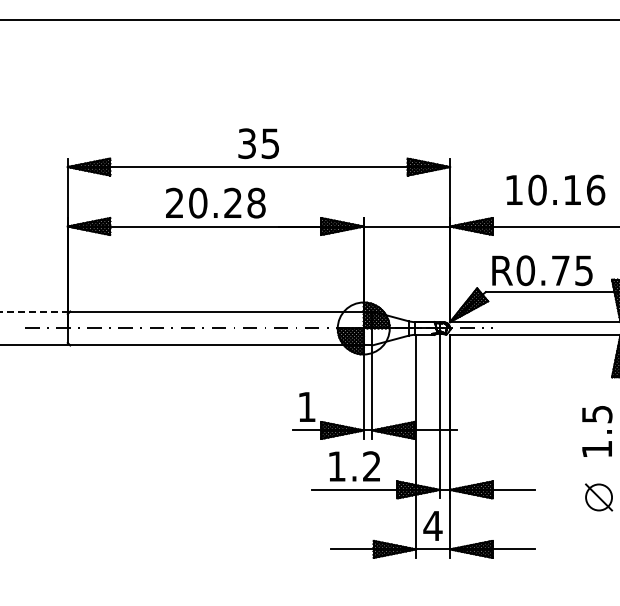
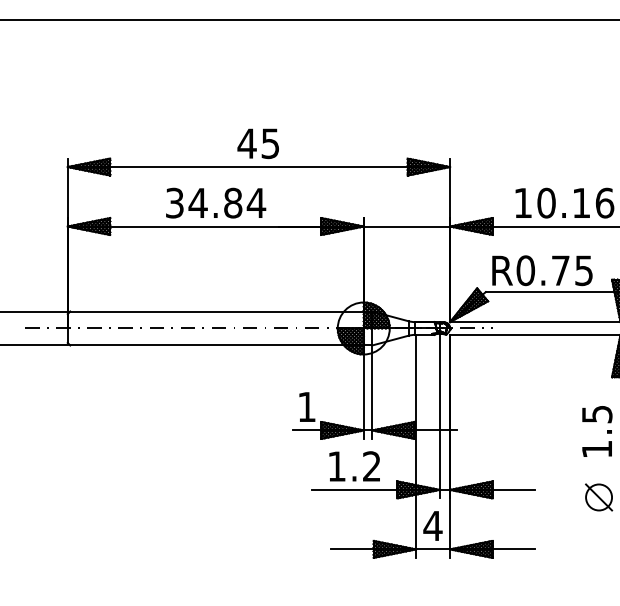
text: 35 -> 45 (246, 143)
text position: (555, 189) -> (564, 202) (564, 202)
text: 20.28 -> 34.84 (216, 202)
line: dashed -> solid (33, 311)
